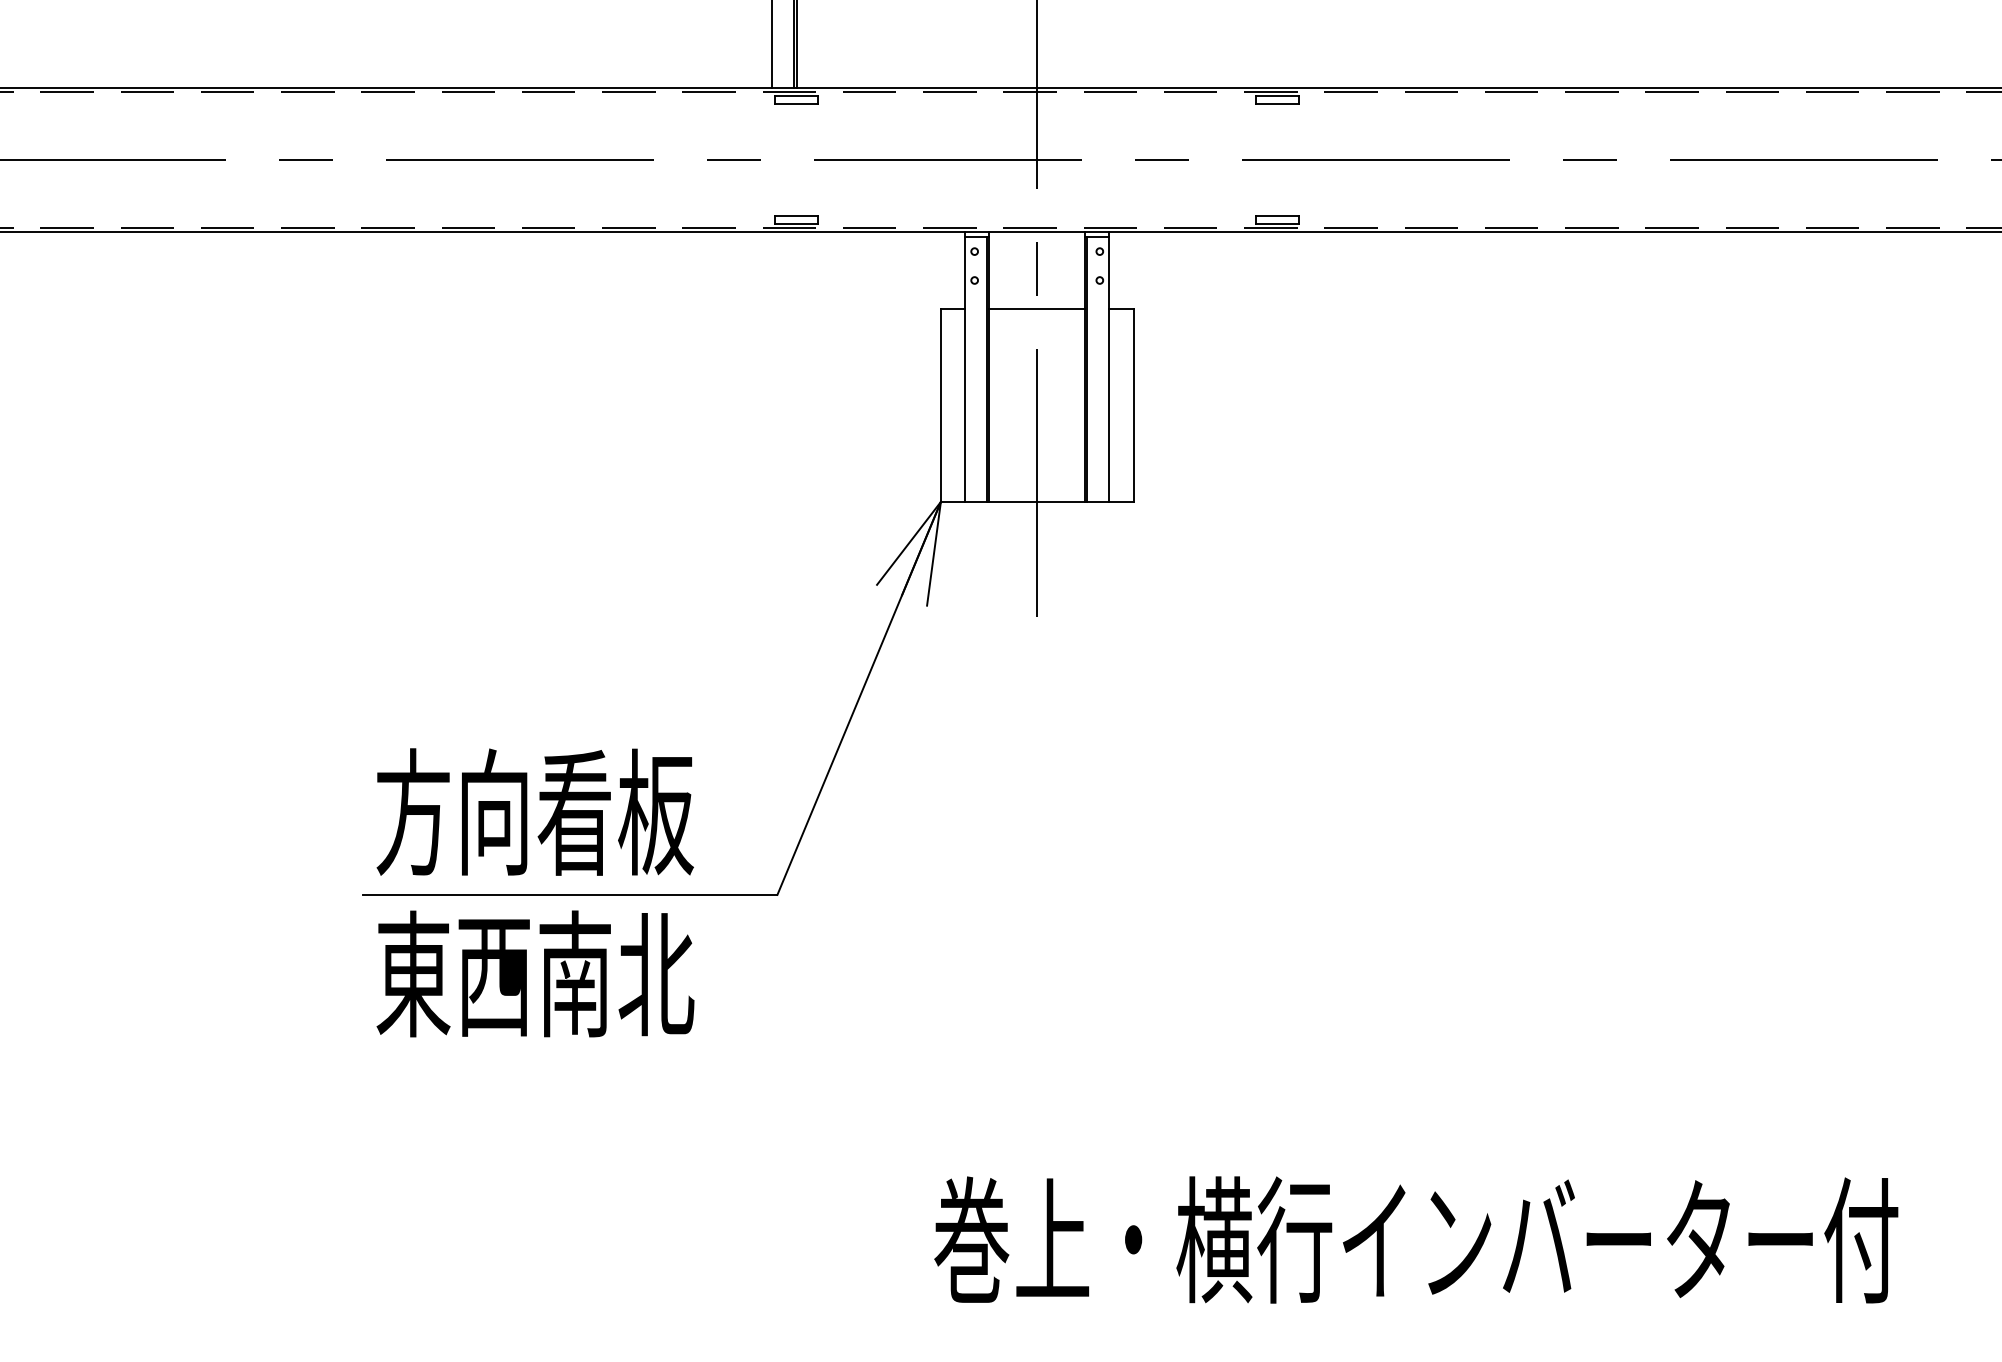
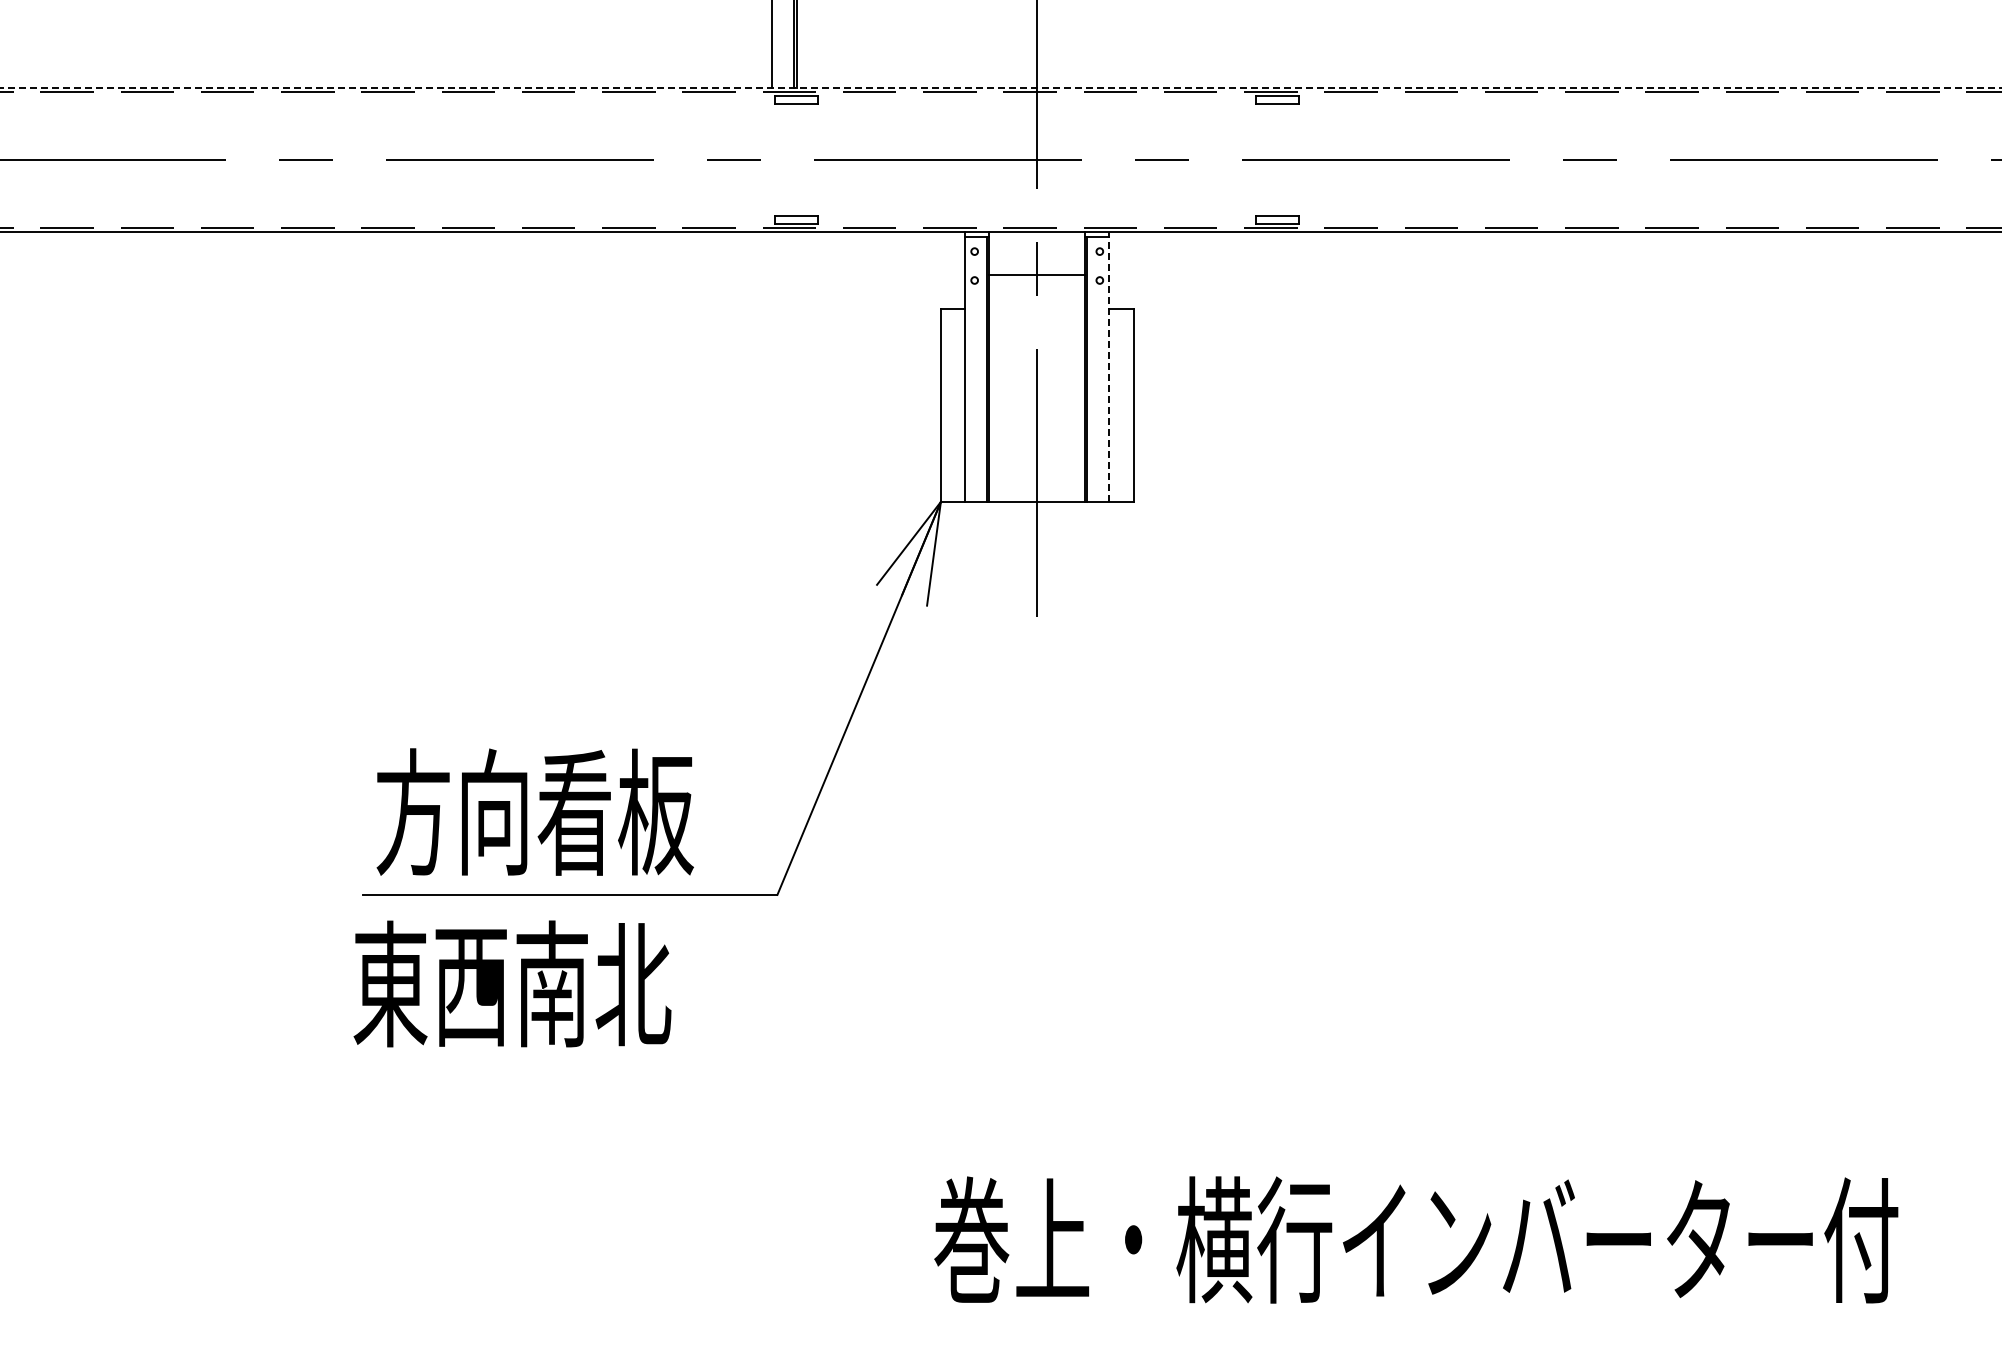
line: solid -> dashed (1001, 87)
line position: (1037, 309) -> (1037, 275) (1037, 275)
line: solid -> dashed (1109, 367)
text position: (535, 973) -> (512, 983) (512, 983)
